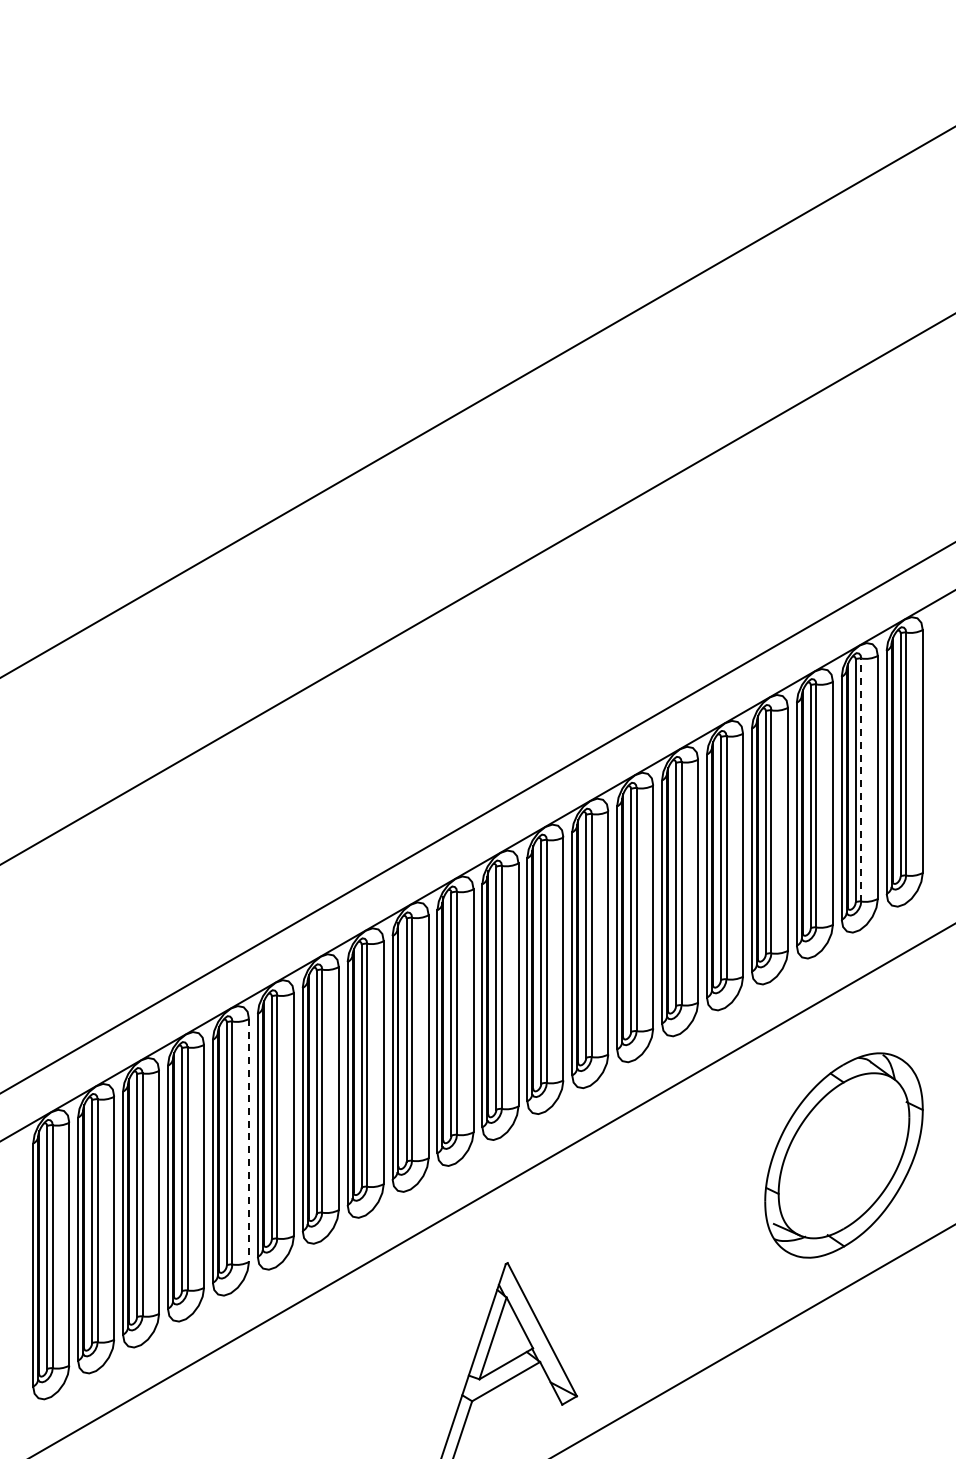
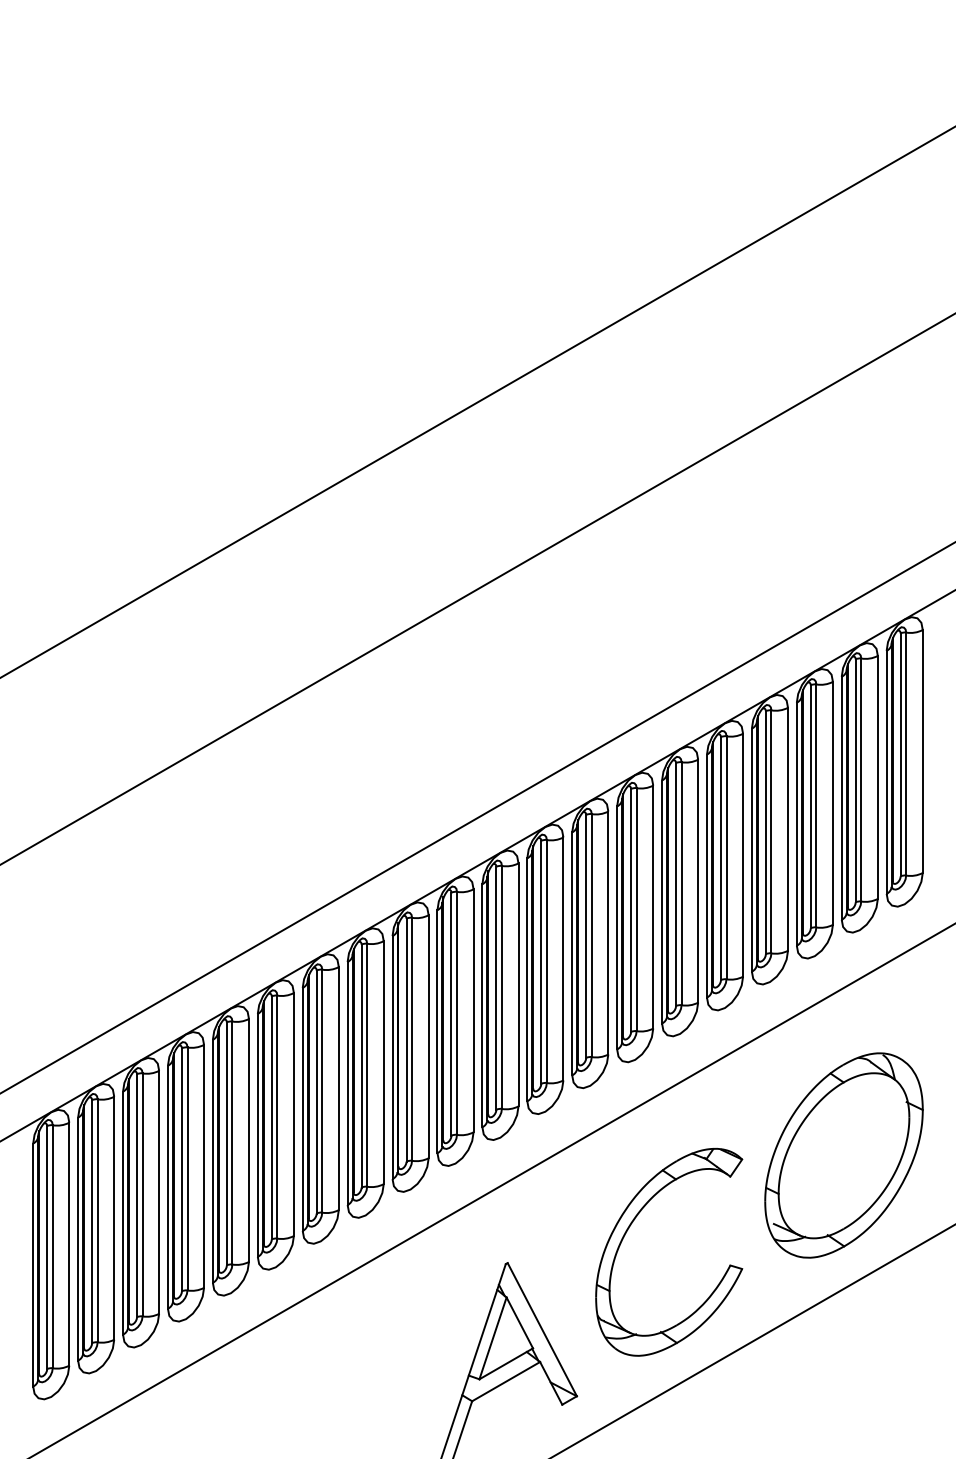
line: dashed -> solid (861, 779)
line: dashed -> solid (249, 1140)
part: none -> present (628, 1230)
